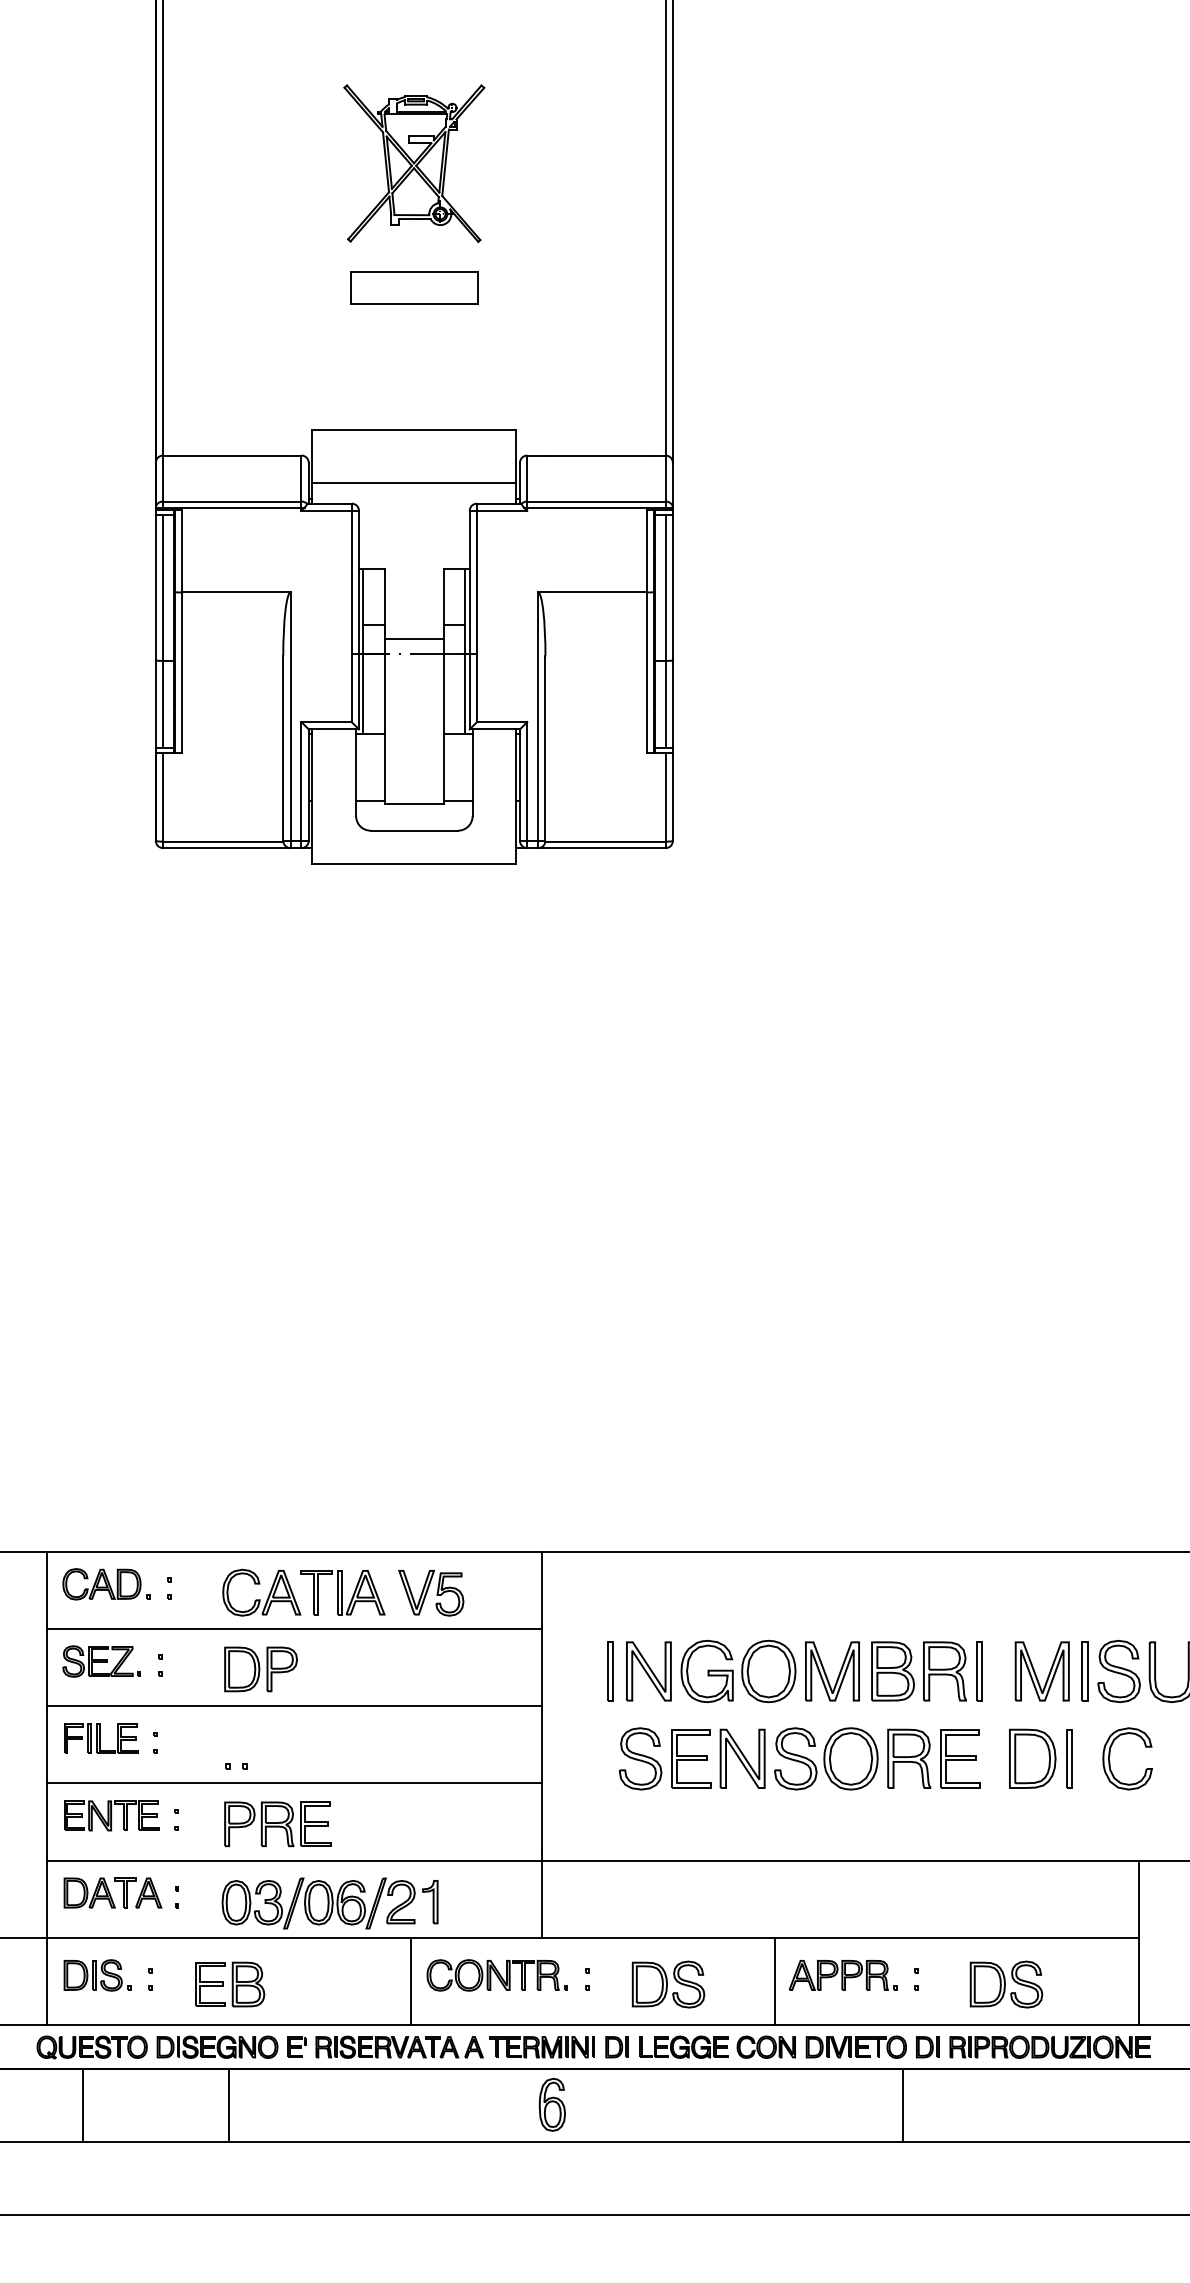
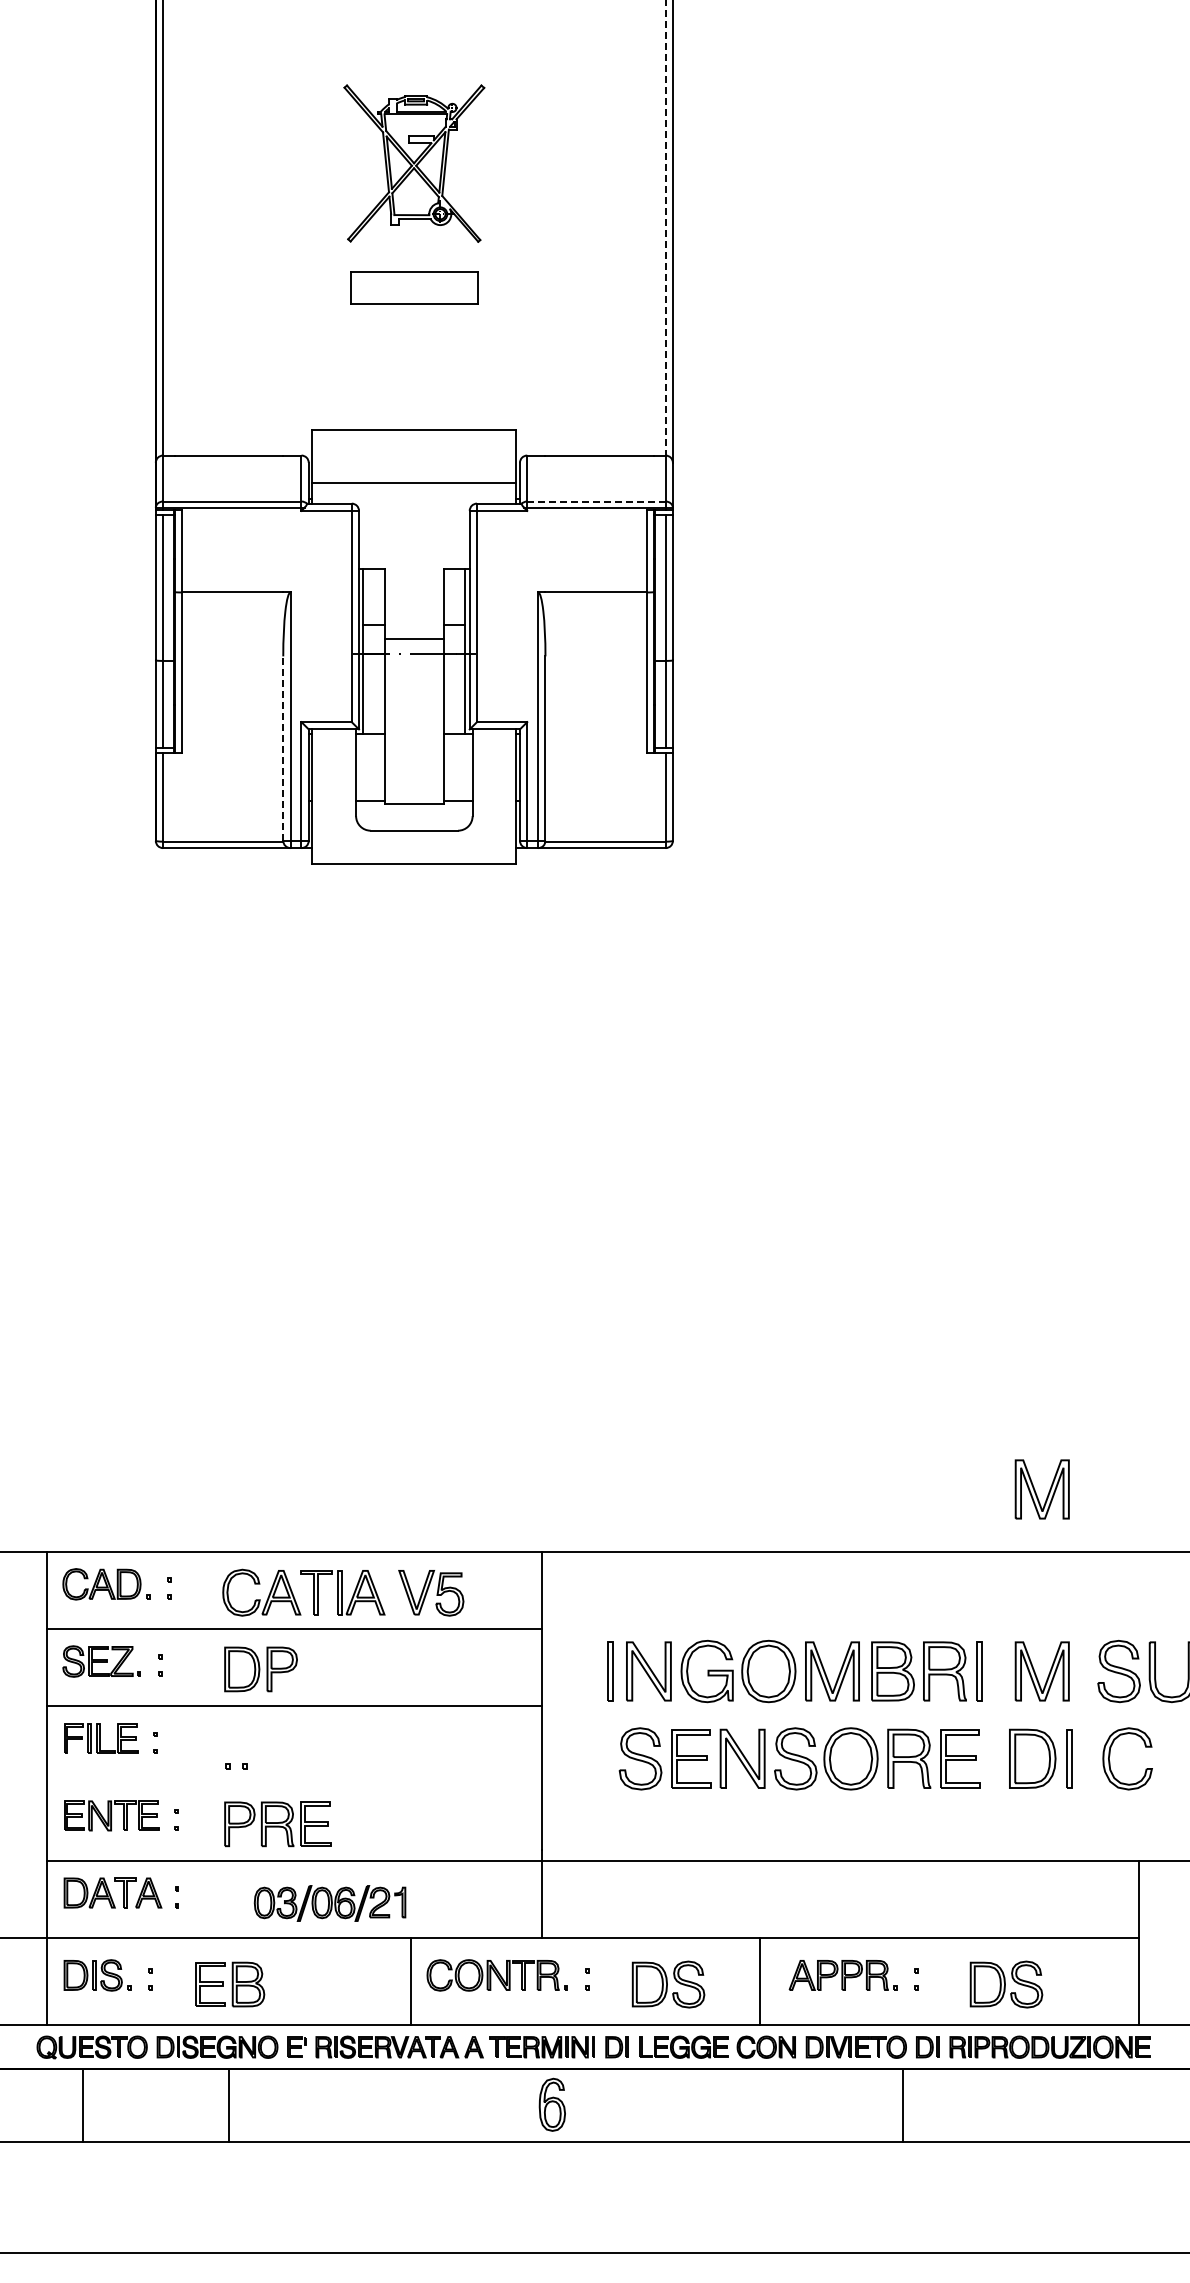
line: solid -> dashed (665, 228)
line: solid -> dashed (595, 501)
line: solid -> dashed (283, 748)
part: none -> present (1041, 1489)
part: present -> none (1084, 1671)
line: present -> none (294, 1783)
part size: 218x53 px -> 154x37 px (329, 1903)
line position: (775, 1981) -> (760, 1981) (760, 1981)
line position: (594, 2214) -> (594, 2252) (594, 2252)
